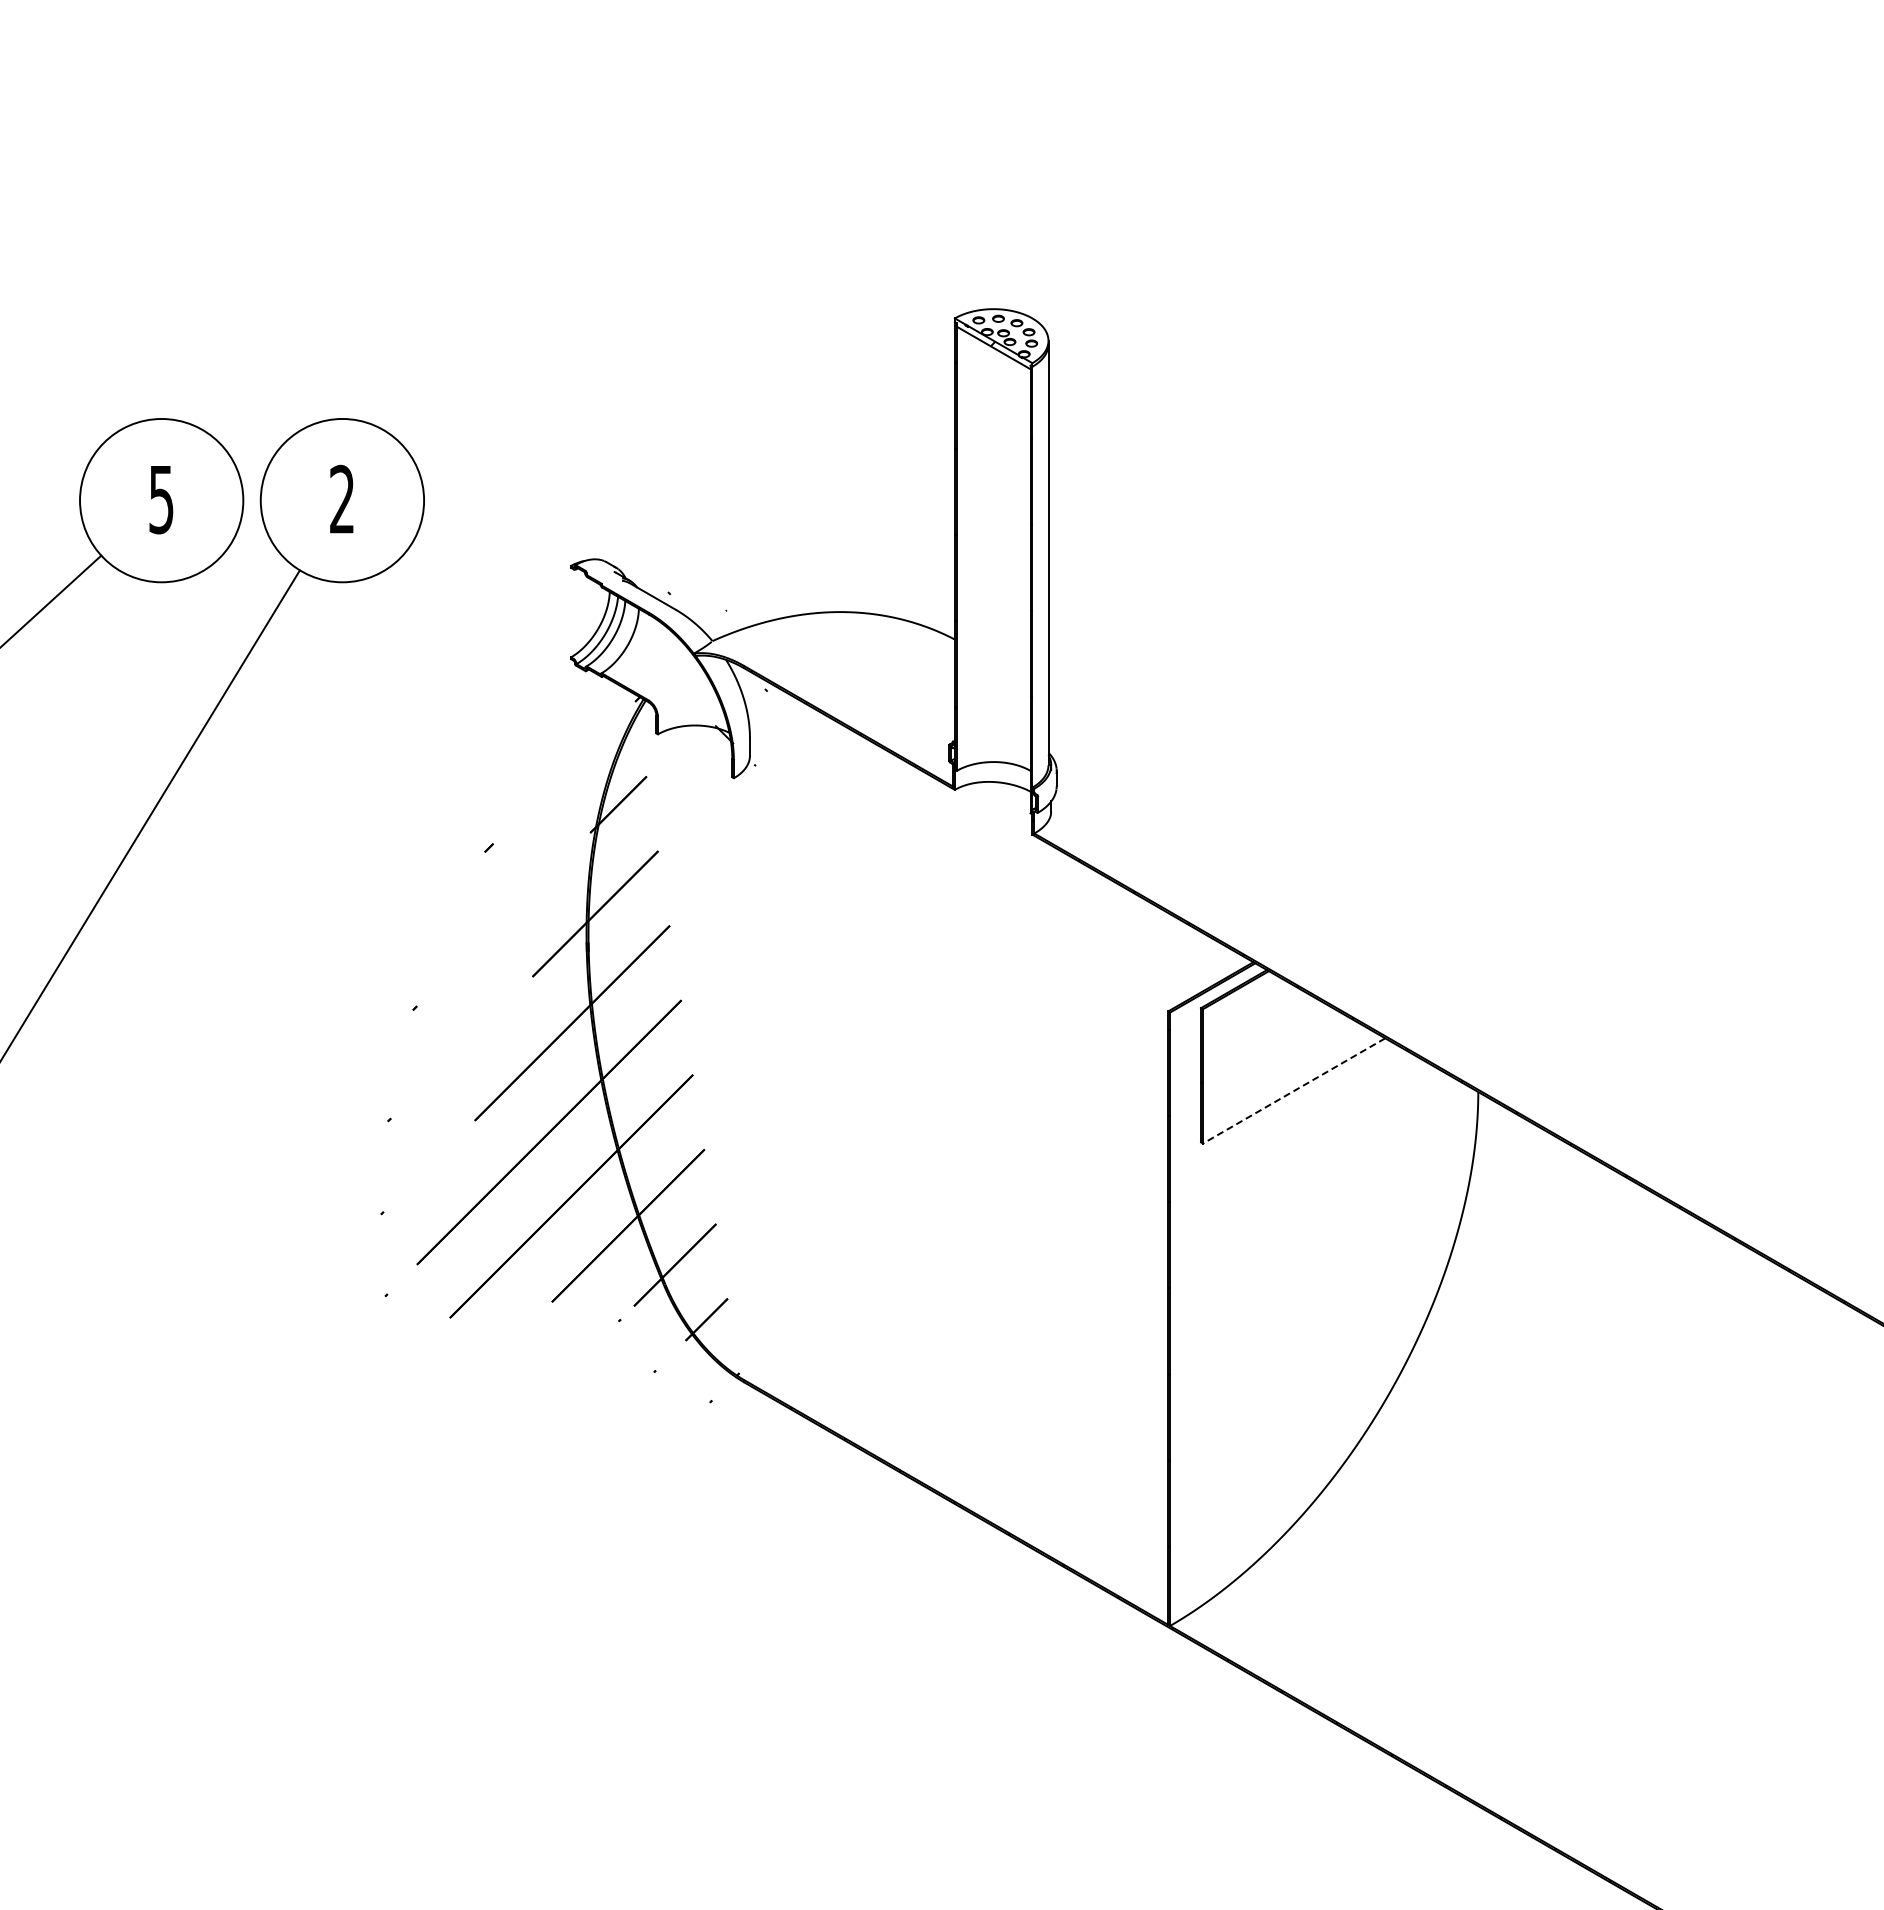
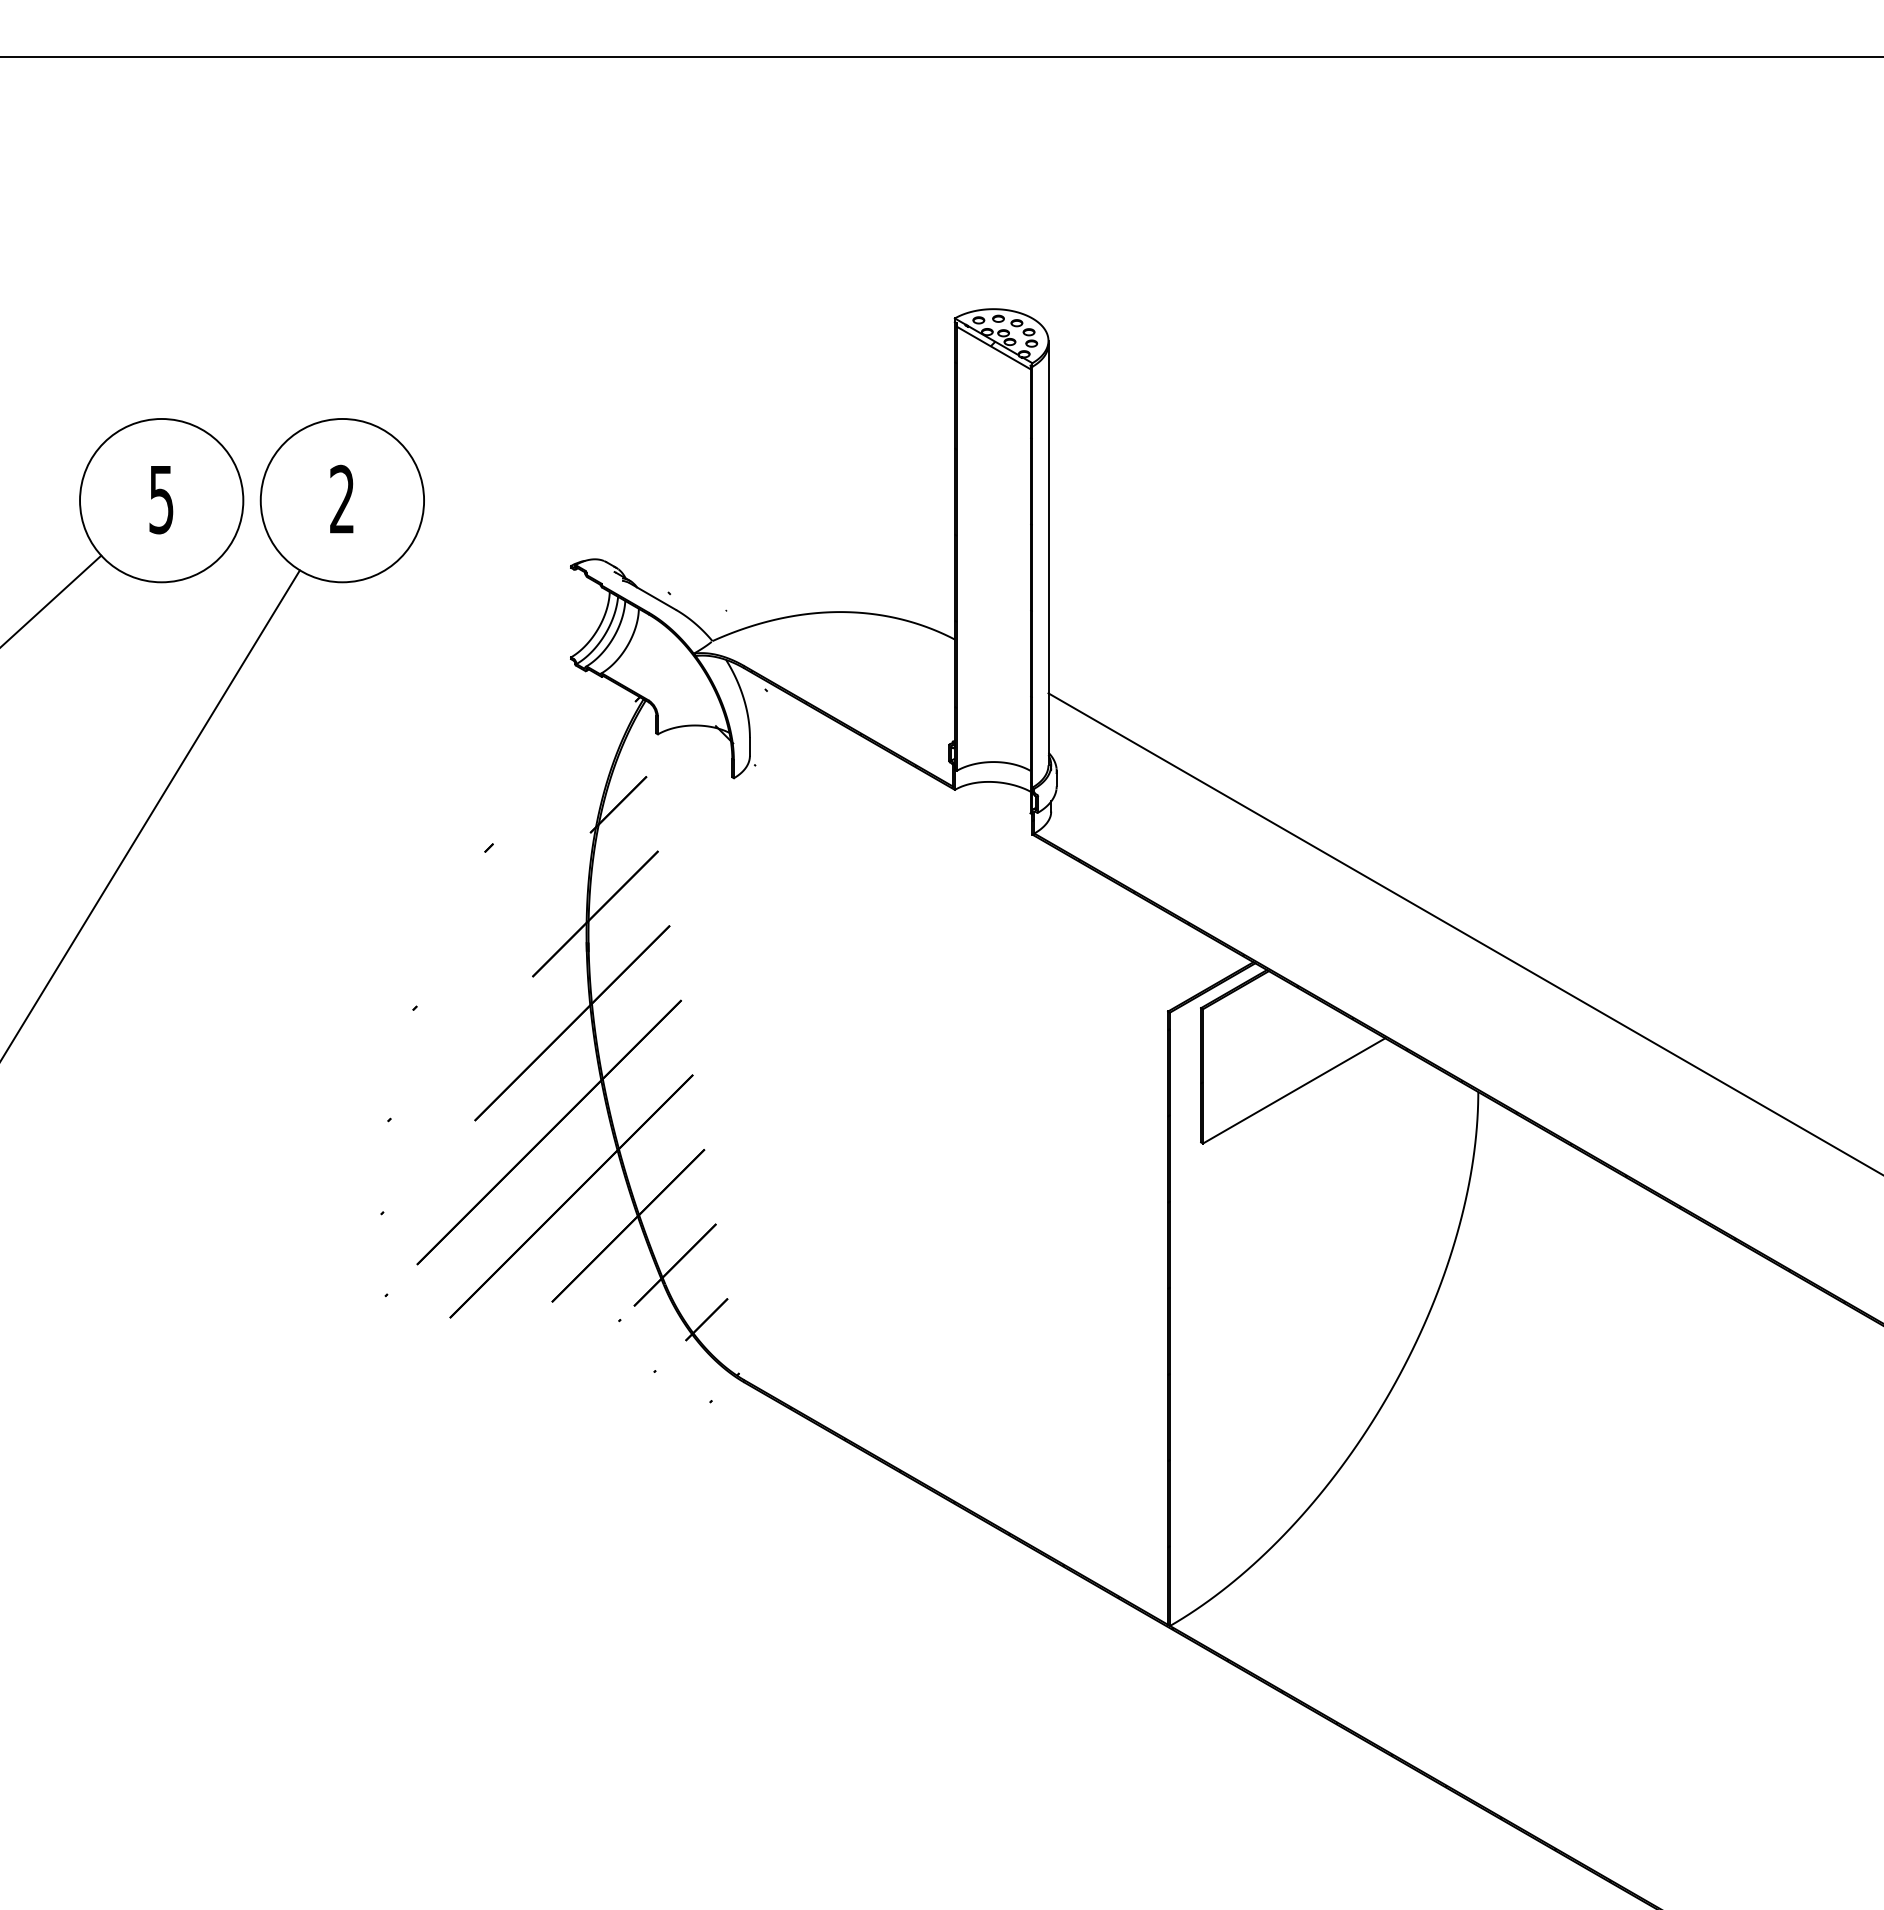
line: none -> present (941, 57)
line: none -> present (1464, 933)
line: dashed -> solid (1293, 1091)
